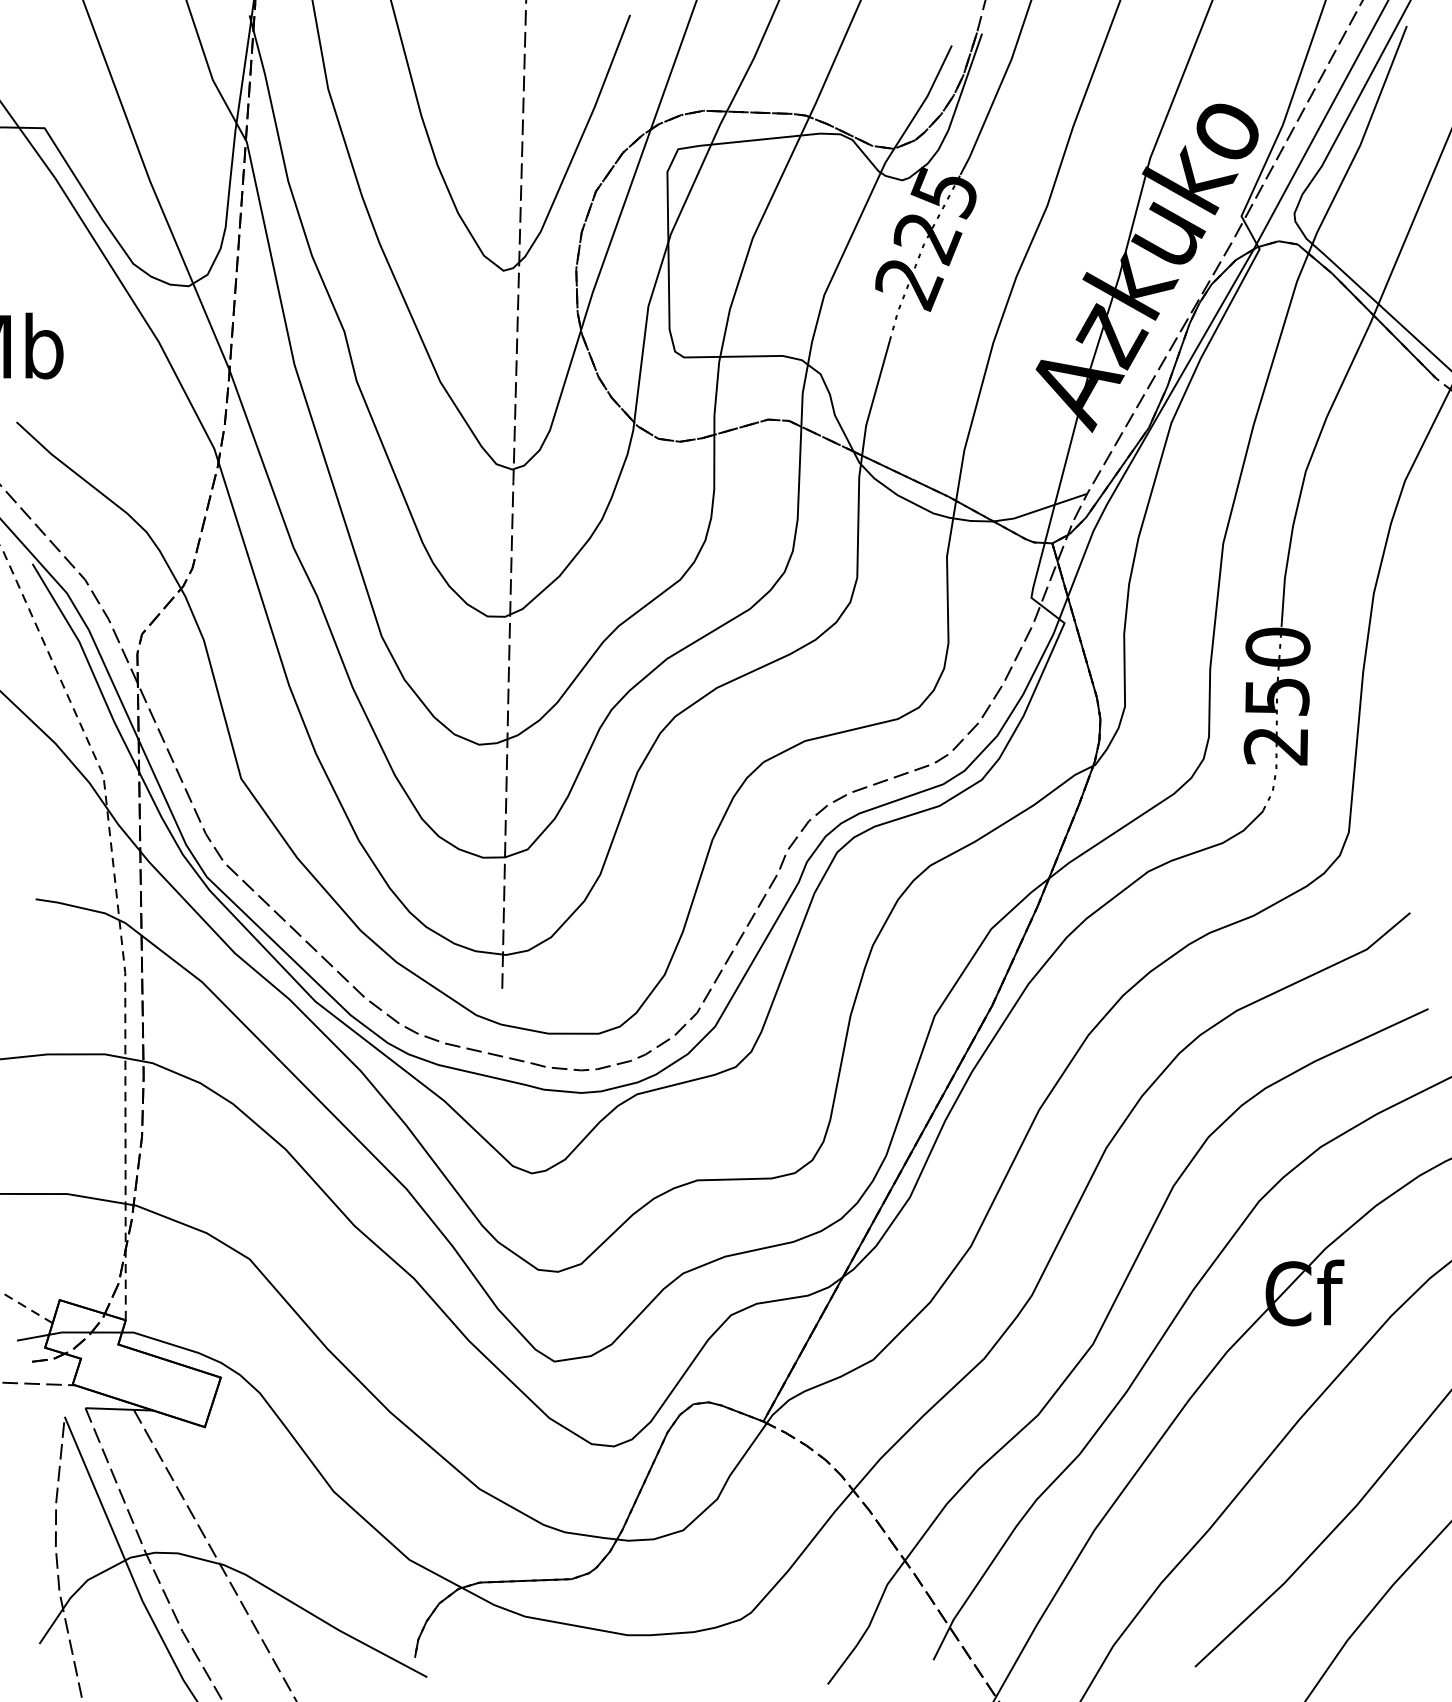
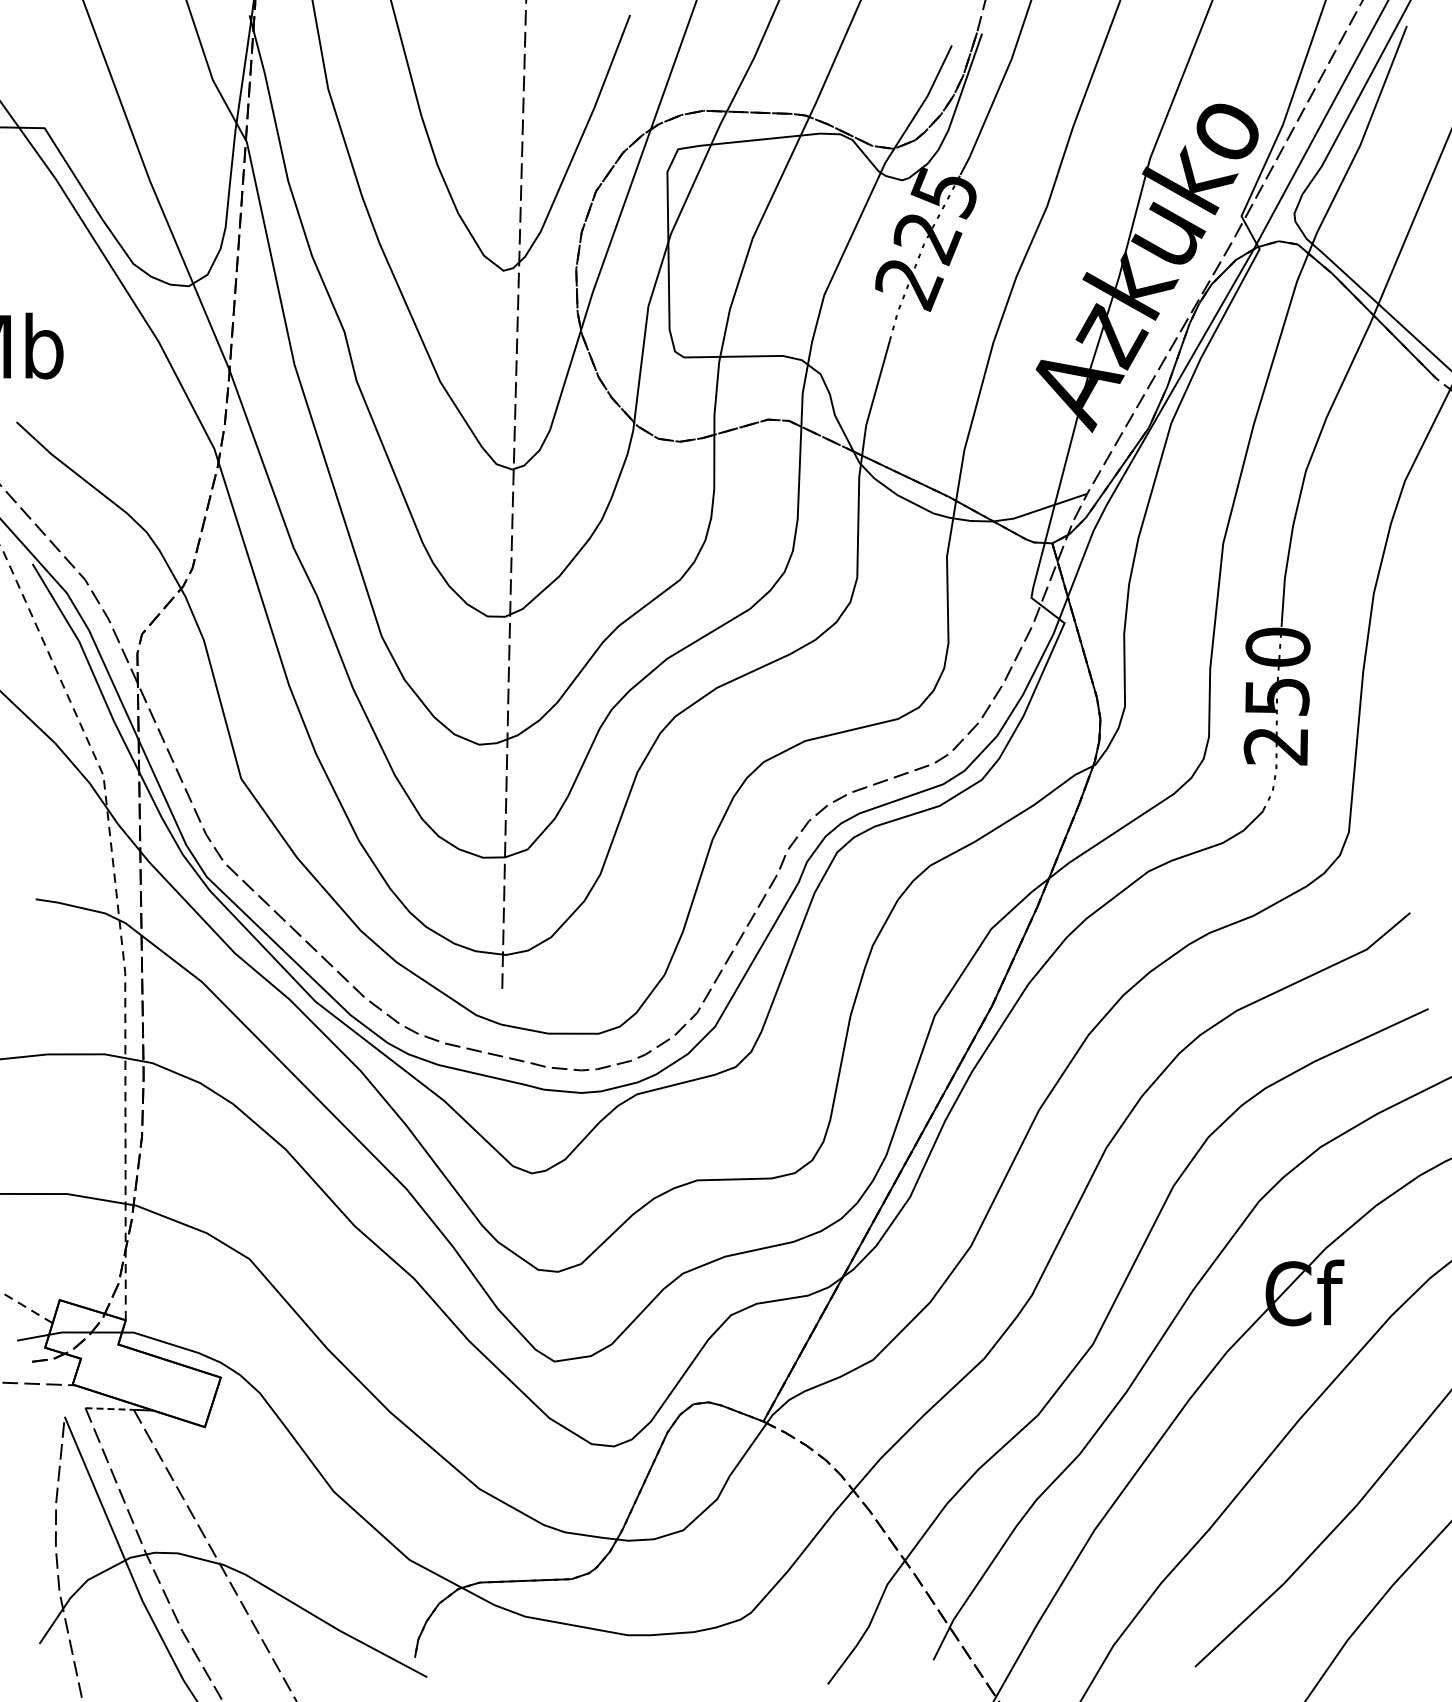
line: solid -> dashed (110, 1409)
